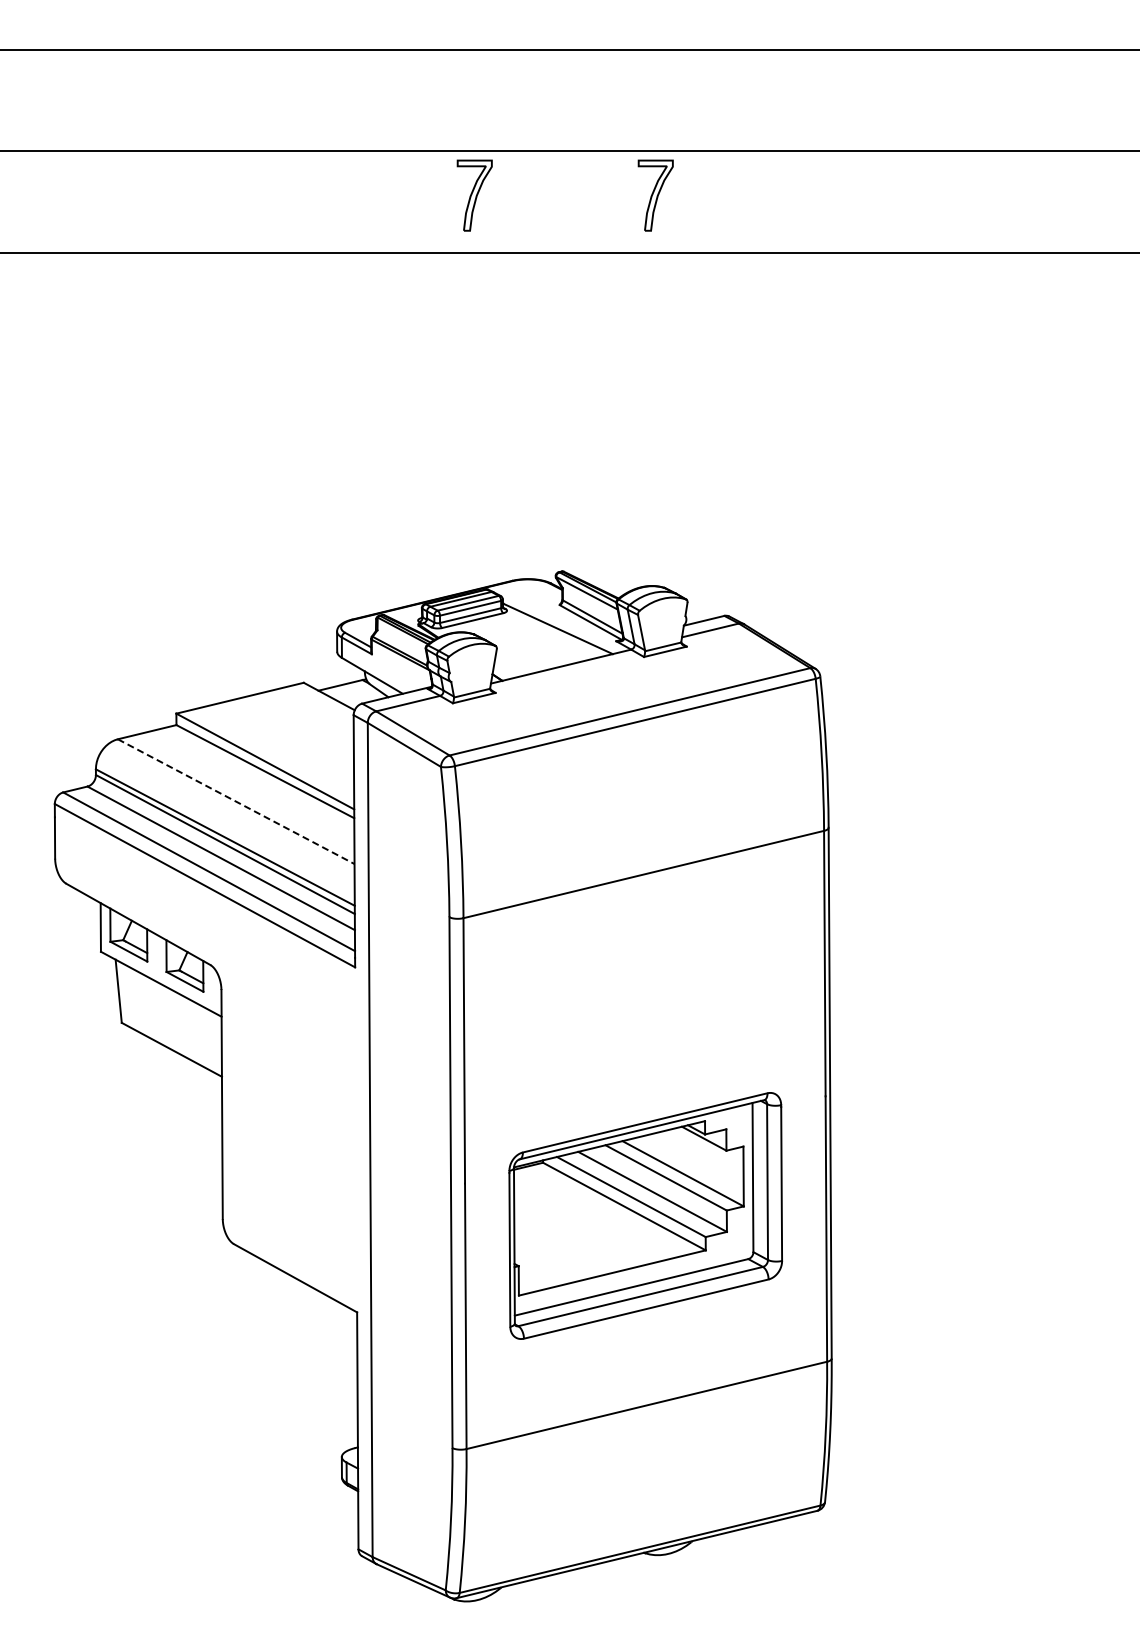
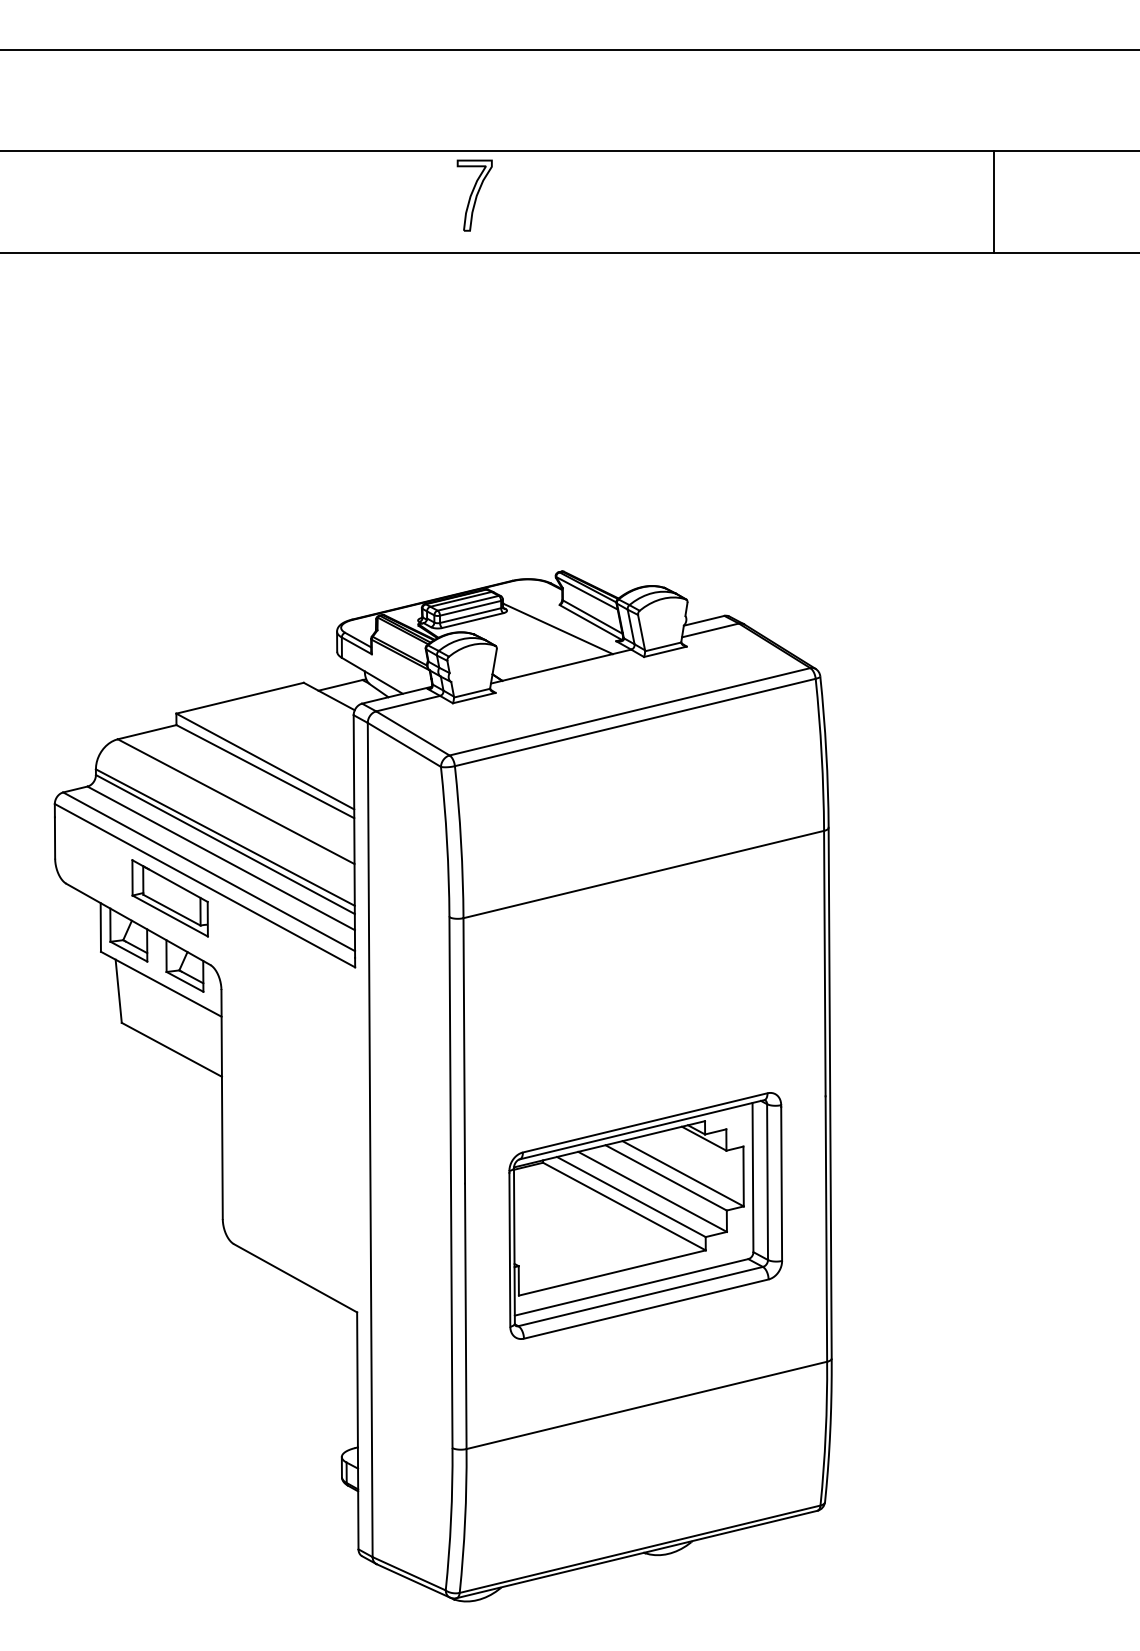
part: present -> none (655, 195)
line: none -> present (993, 202)
line: dashed -> solid (236, 801)
part: none -> present (169, 898)
